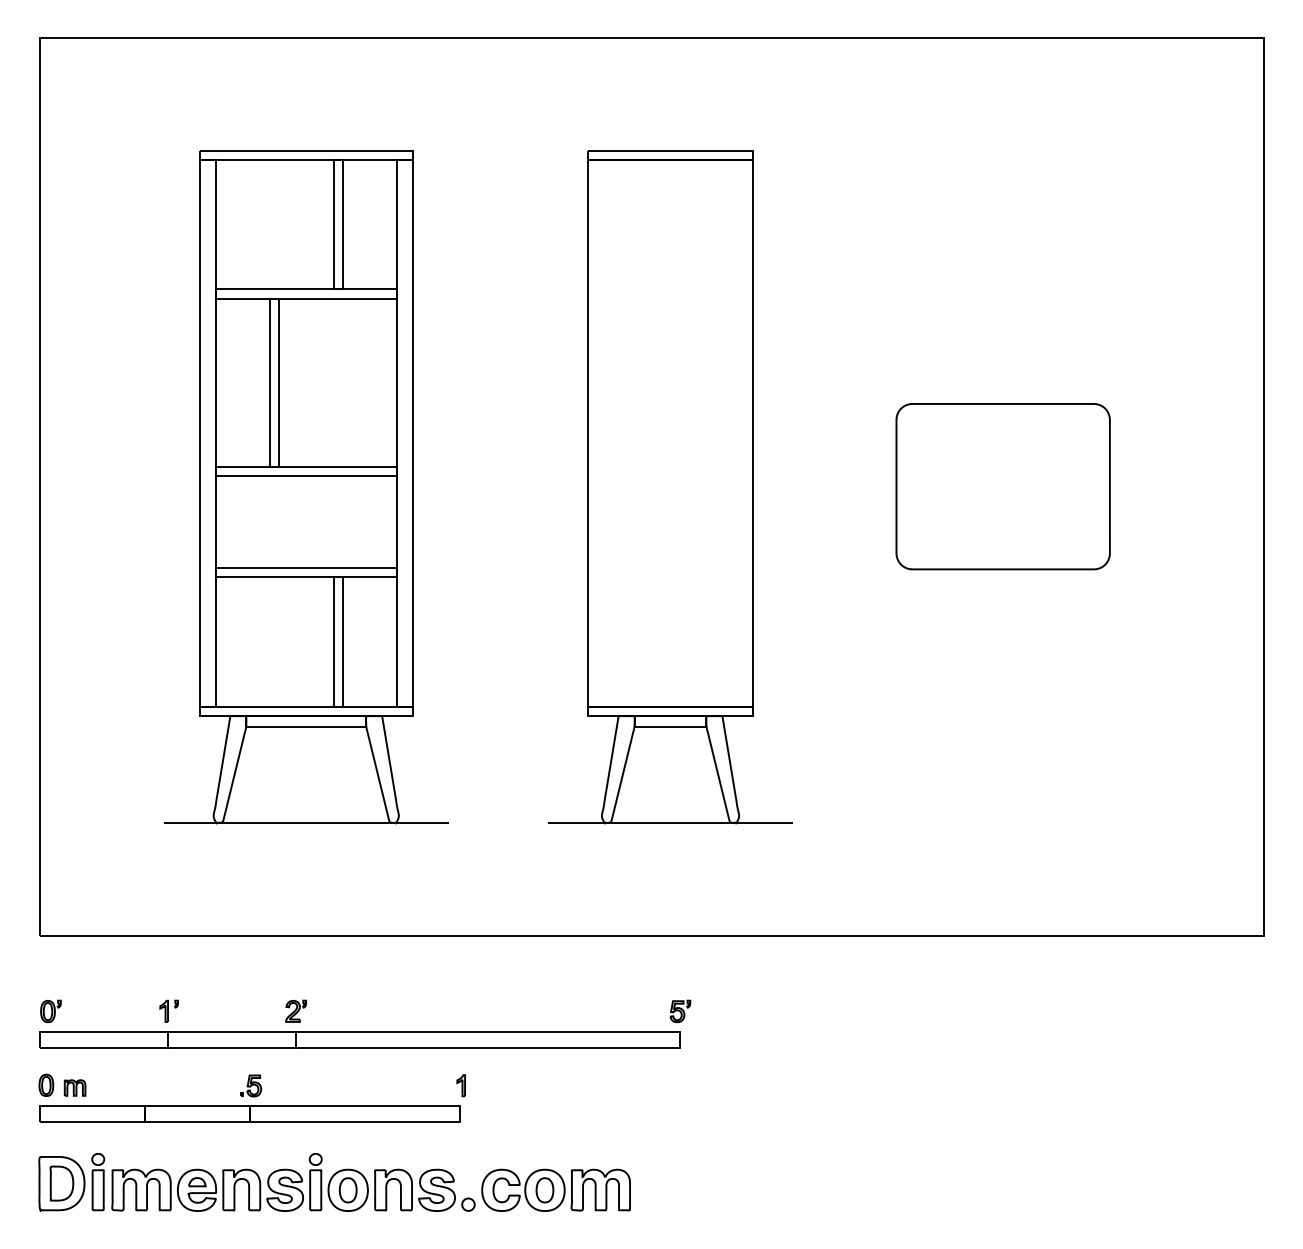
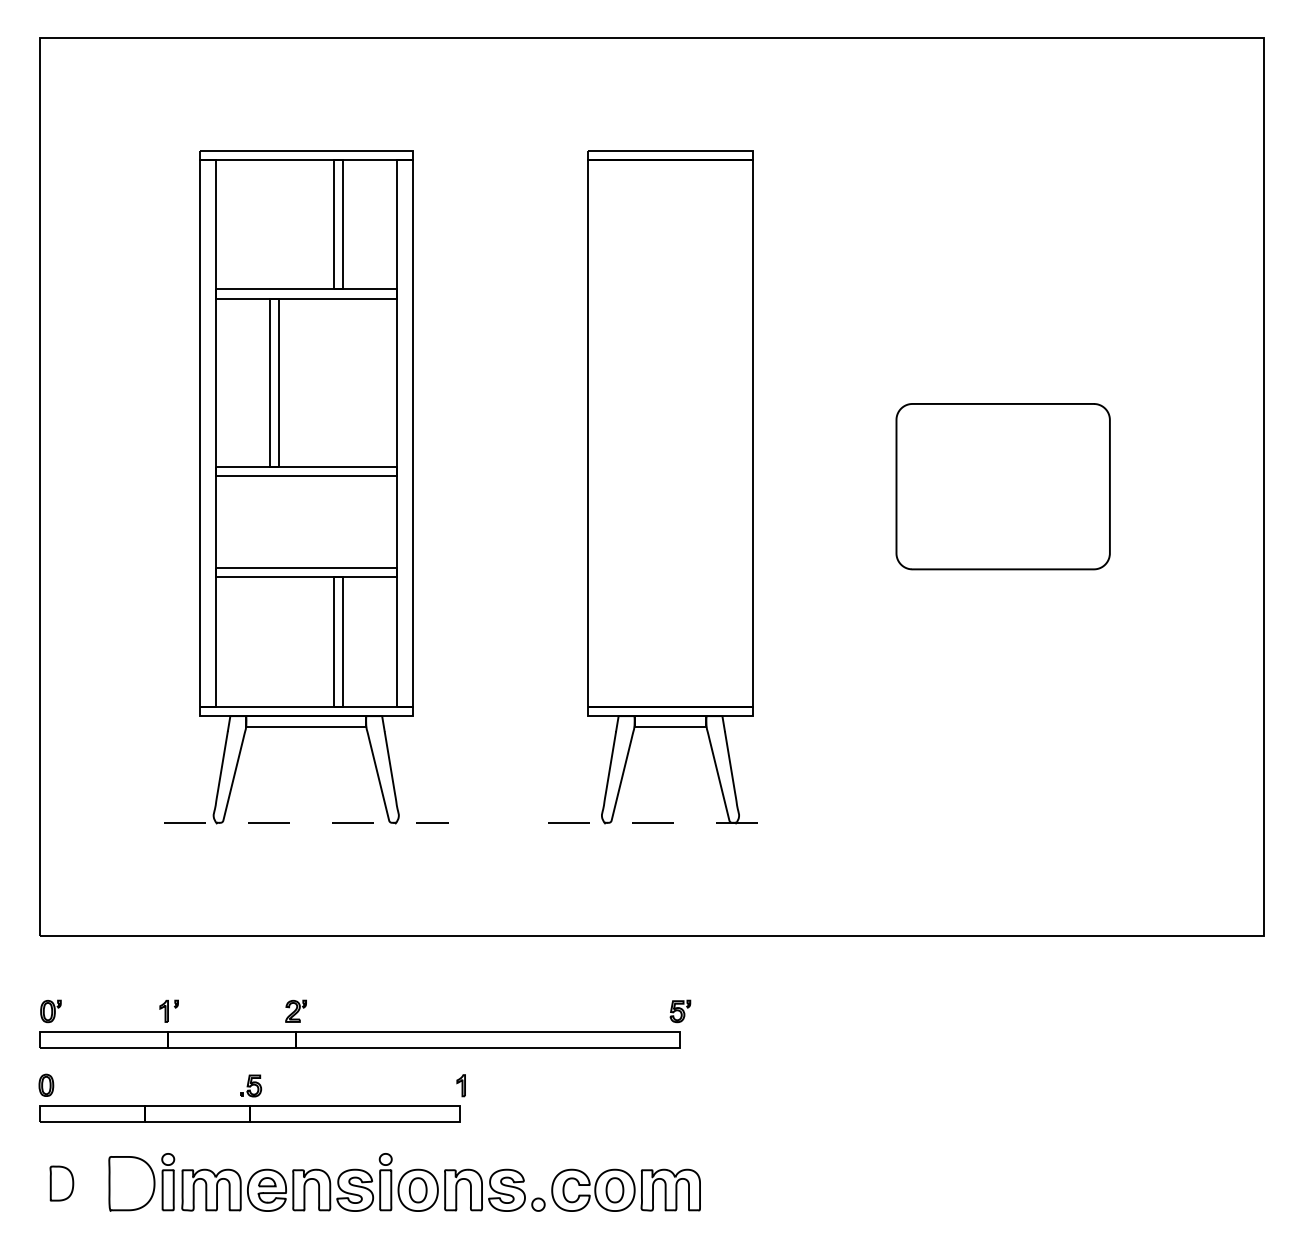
line: solid -> dashed (306, 822)
line: solid -> dashed (670, 822)
part: present -> none (74, 1087)
part position: (334, 1182) -> (404, 1182) (404, 1182)
